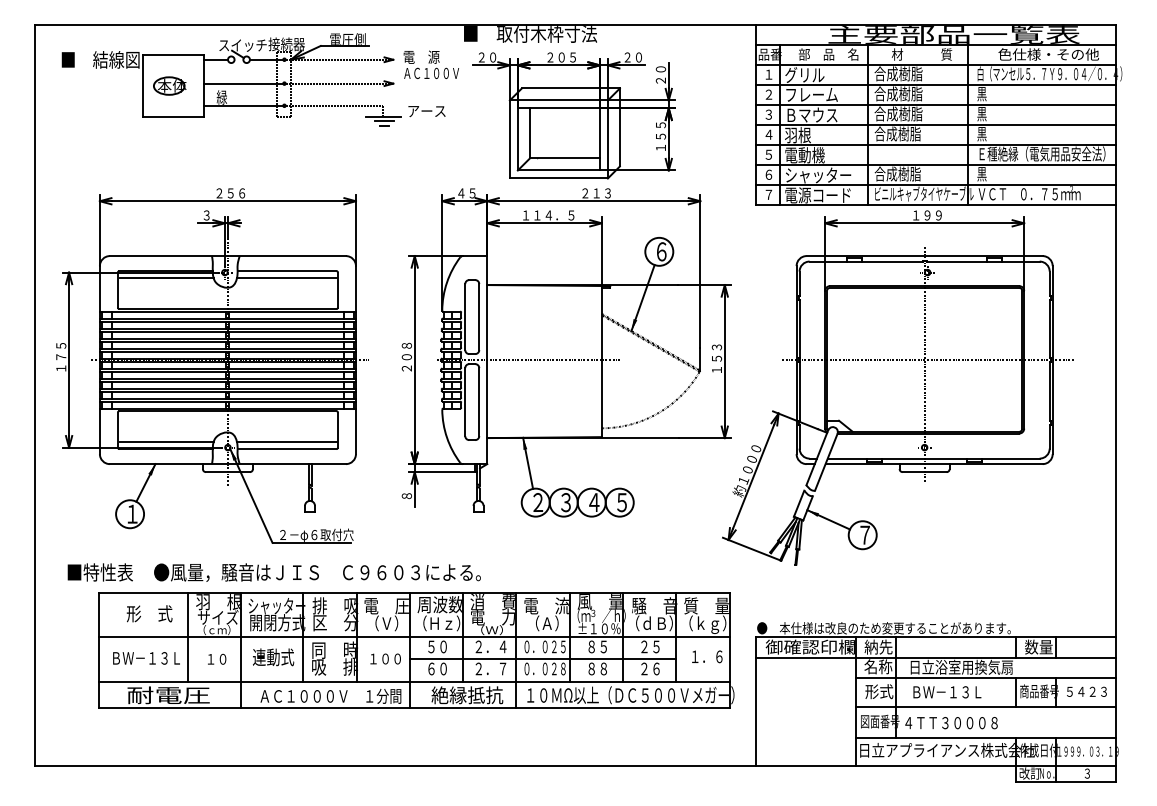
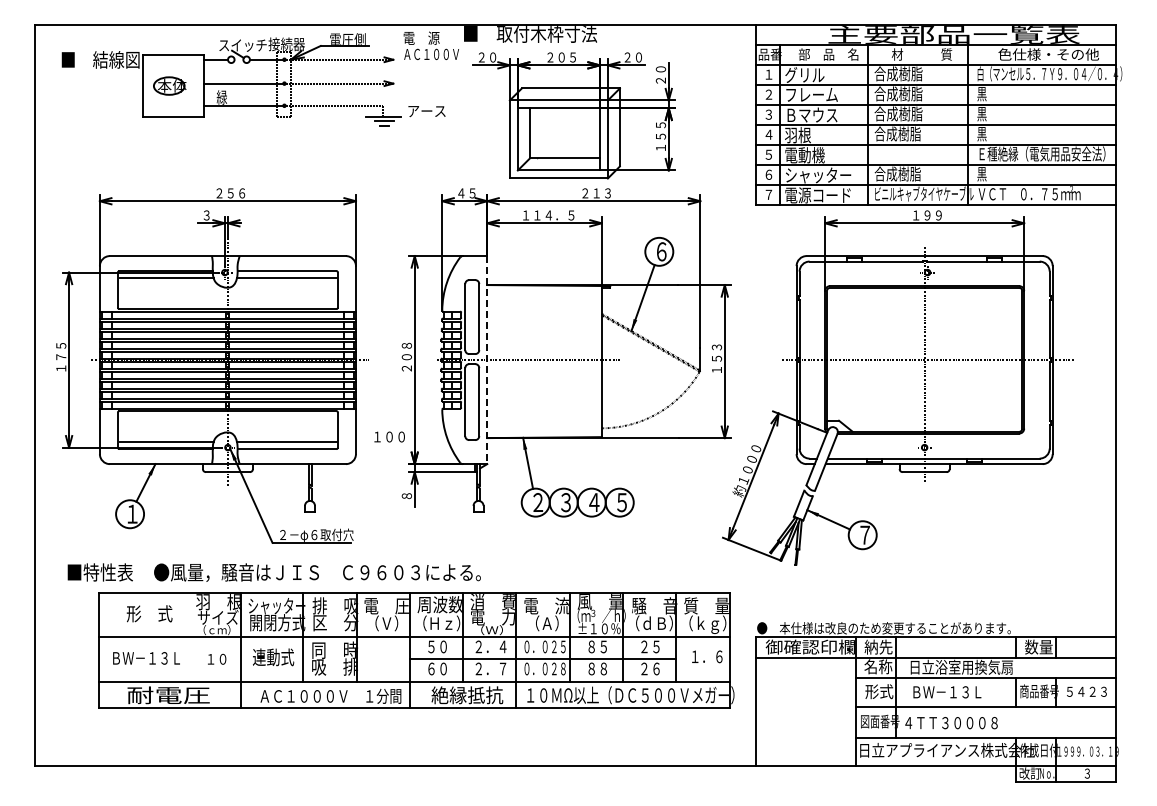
text position: (430, 64) -> (430, 45) (430, 45)
line: solid -> dashed (487, 360)
line: present -> none (187, 636)
text position: (385, 658) -> (389, 436) (389, 436)
